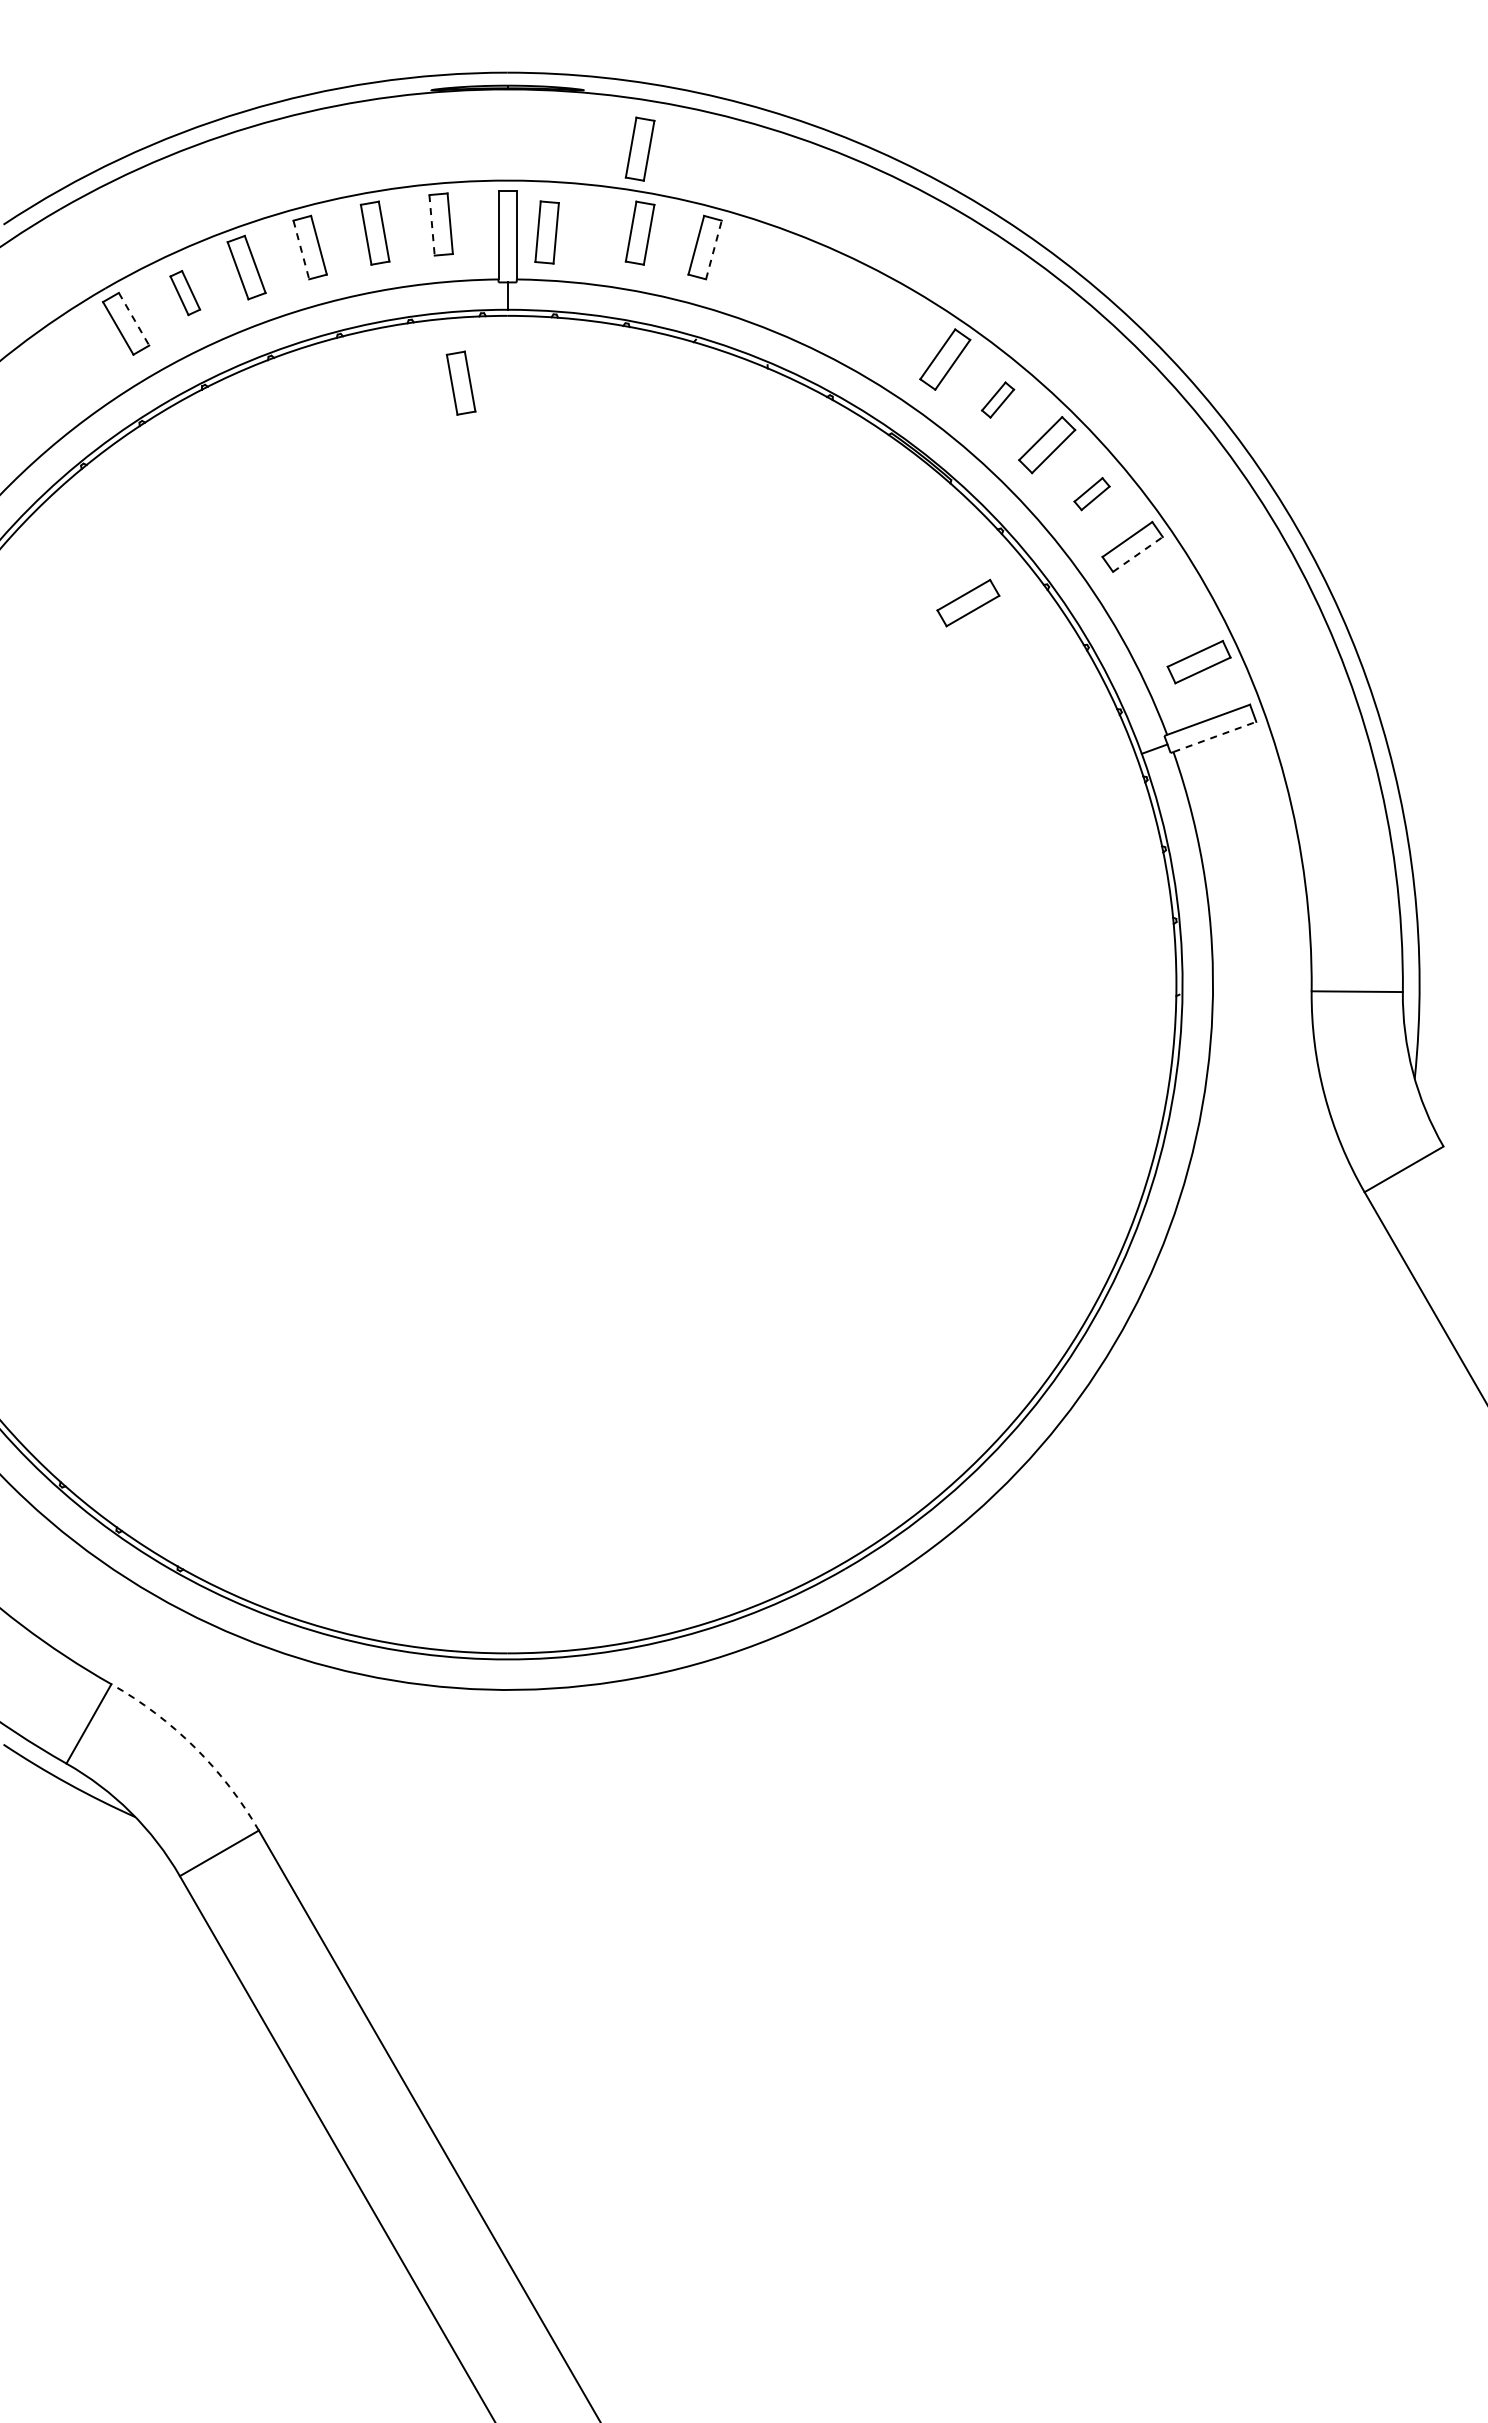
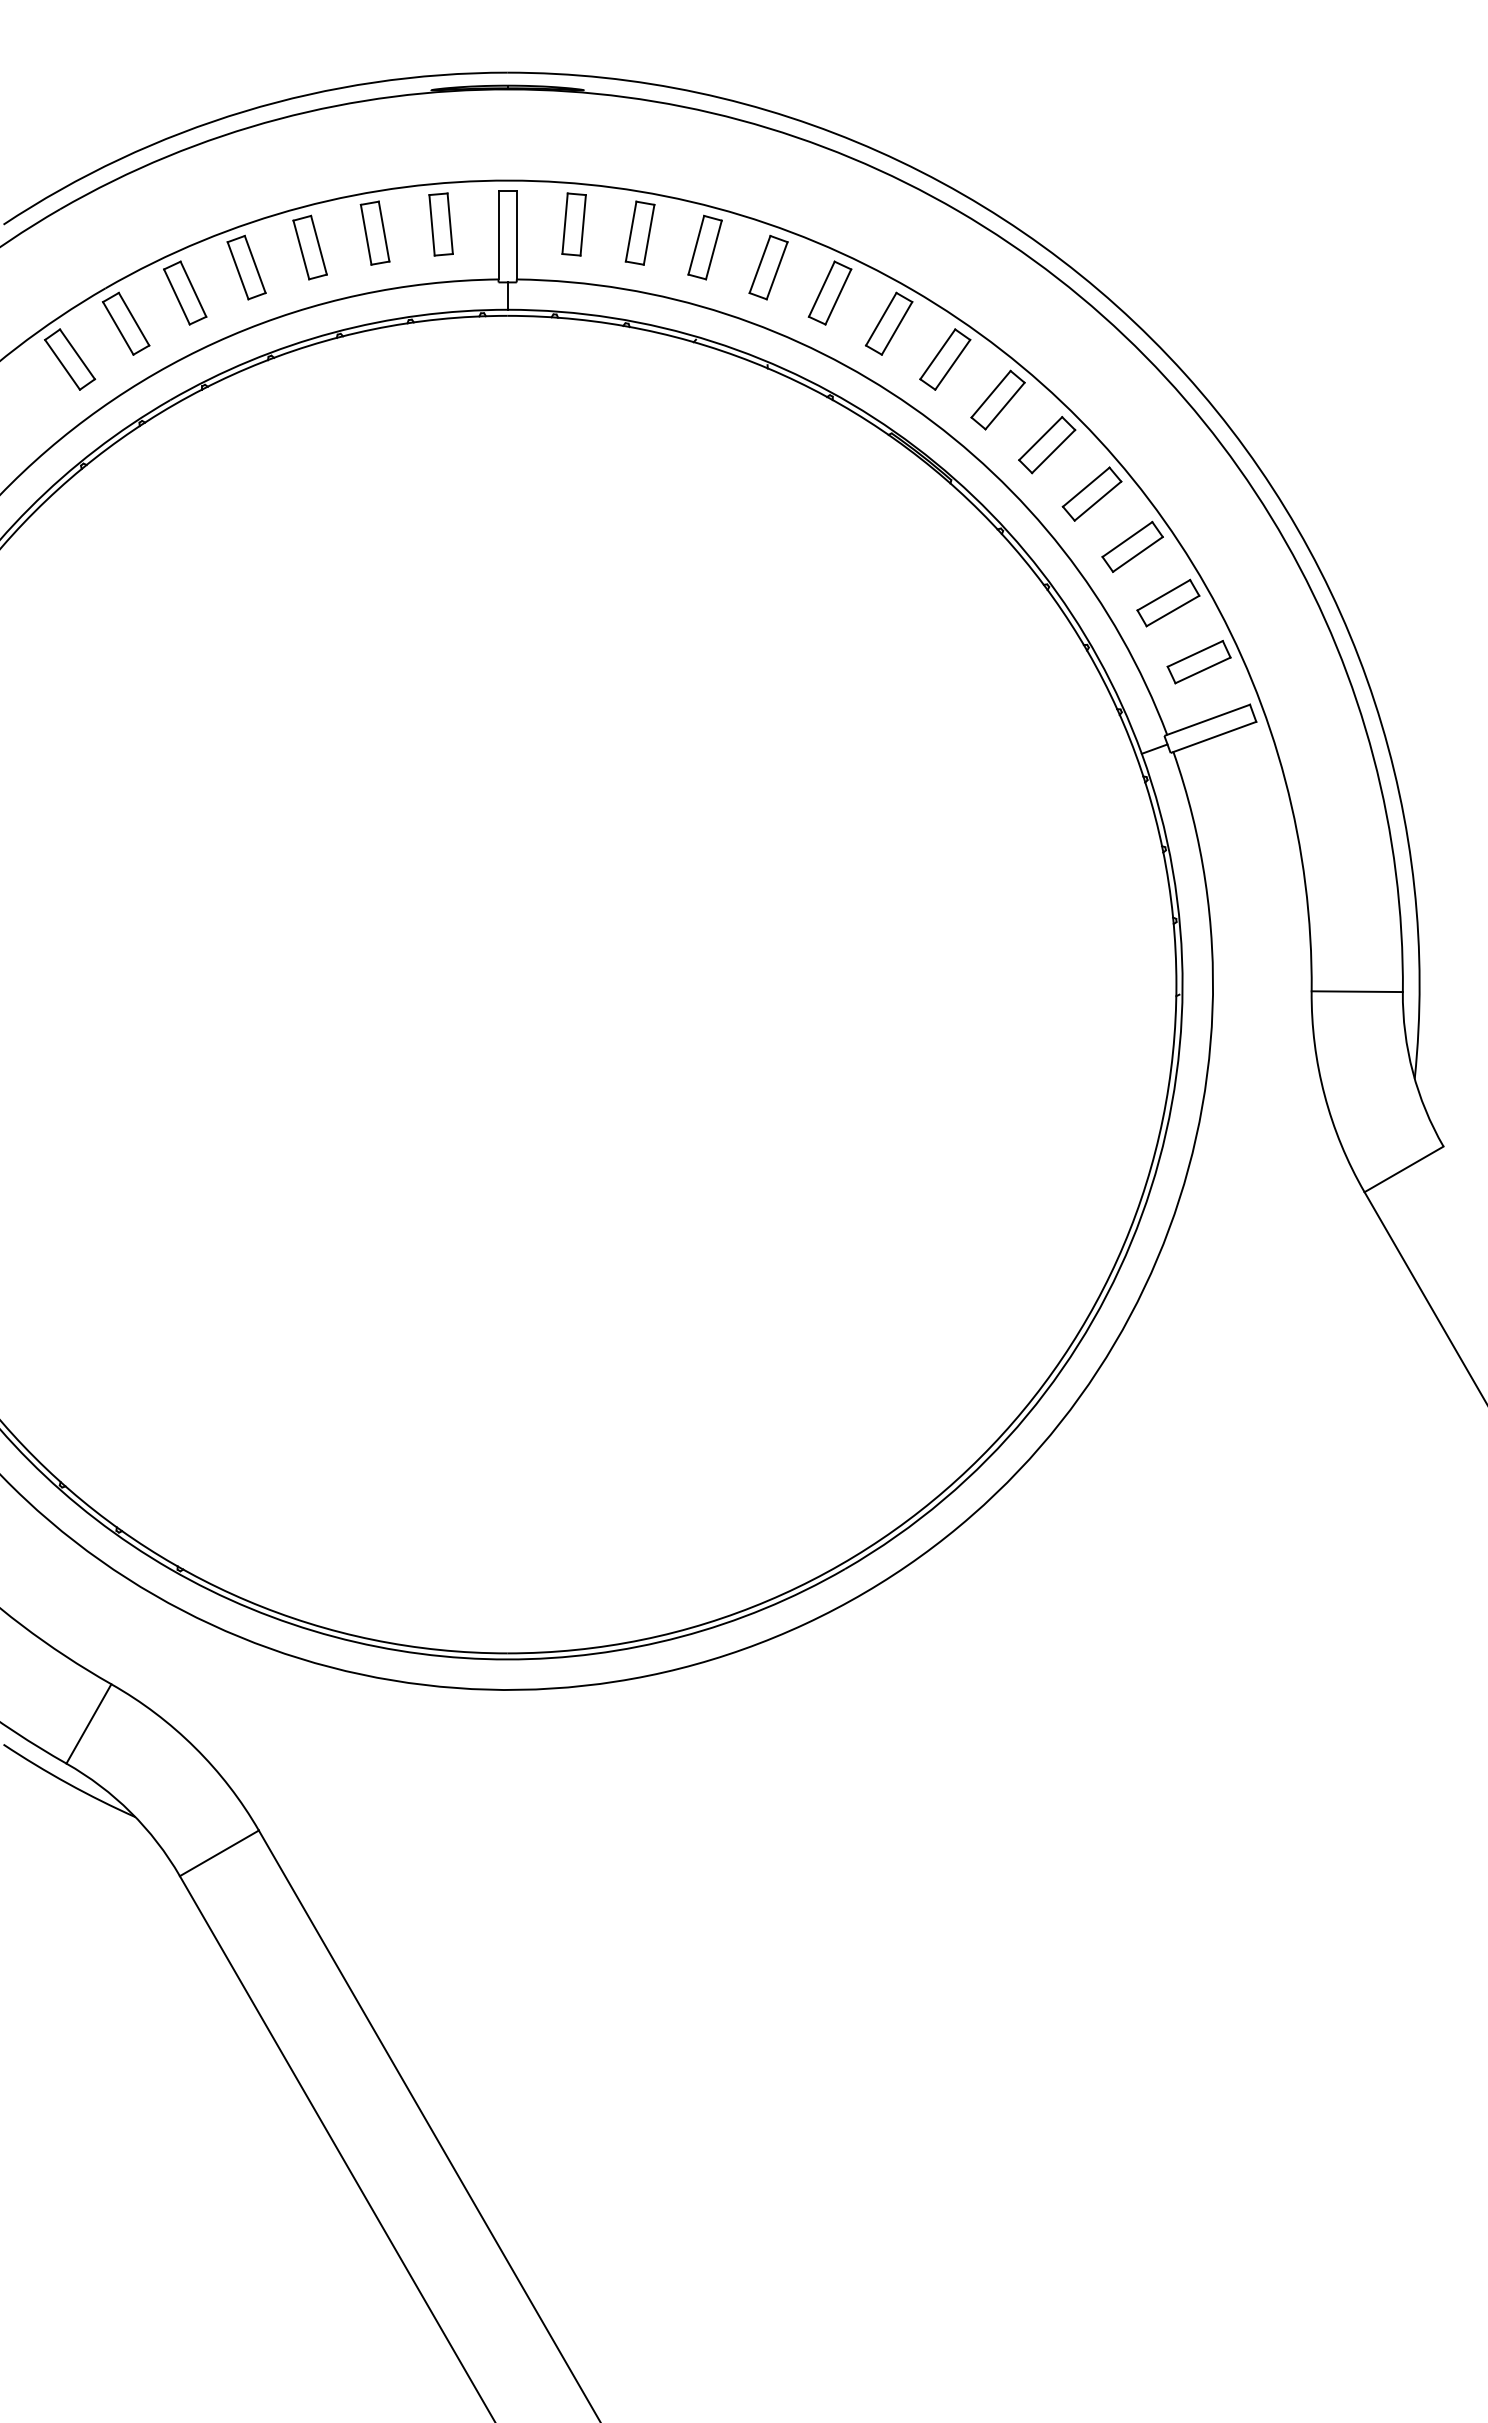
part: present -> none (639, 148)
line: dashed -> solid (432, 225)
part position: (546, 232) -> (573, 224) (573, 224)
line: dashed -> solid (714, 249)
line: dashed -> solid (301, 250)
part: none -> present (768, 267)
part: none -> present (829, 292)
part size: 33x47 px -> 45x66 px (185, 292)
line: dashed -> solid (134, 319)
part: none -> present (888, 323)
part: none -> present (70, 359)
part: present -> none (460, 382)
part size: 35x38 px -> 56x62 px (997, 399)
part size: 38x35 px -> 62x56 px (1091, 493)
line: dashed -> solid (1138, 554)
part position: (968, 602) -> (1168, 602) (1168, 602)
line: dashed -> solid (1215, 736)
arc: dashed -> solid (194, 1747)
